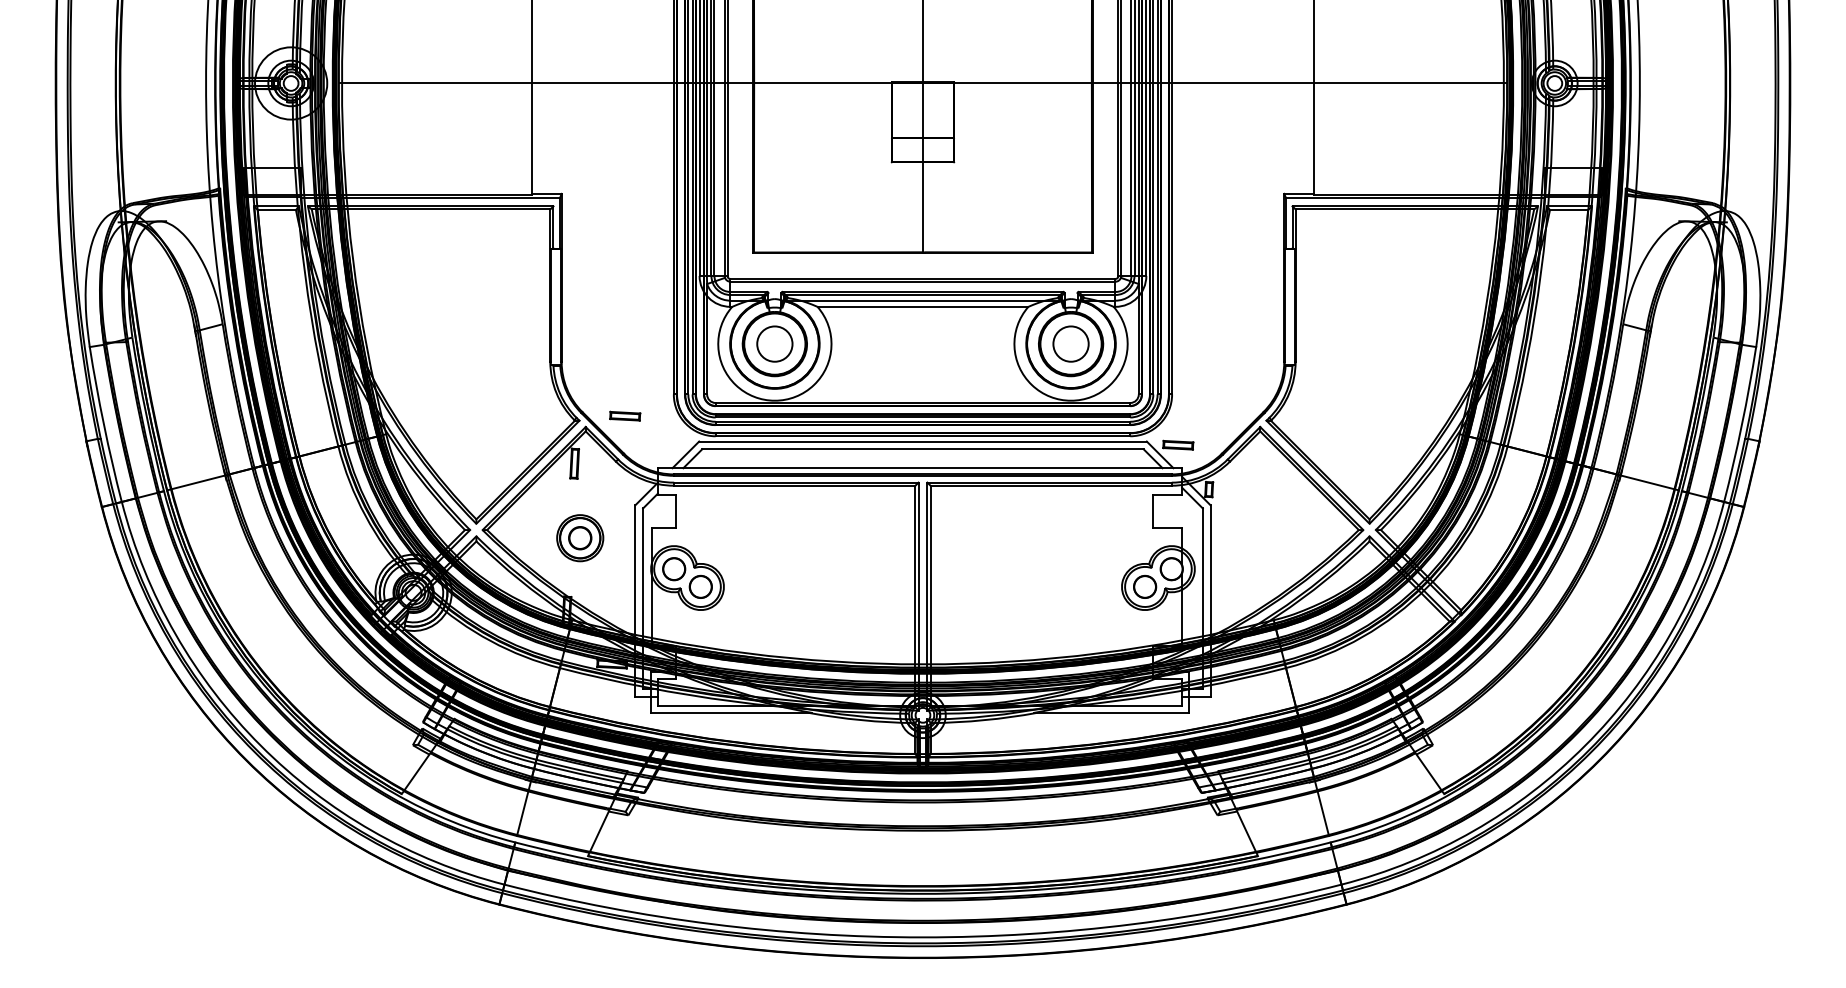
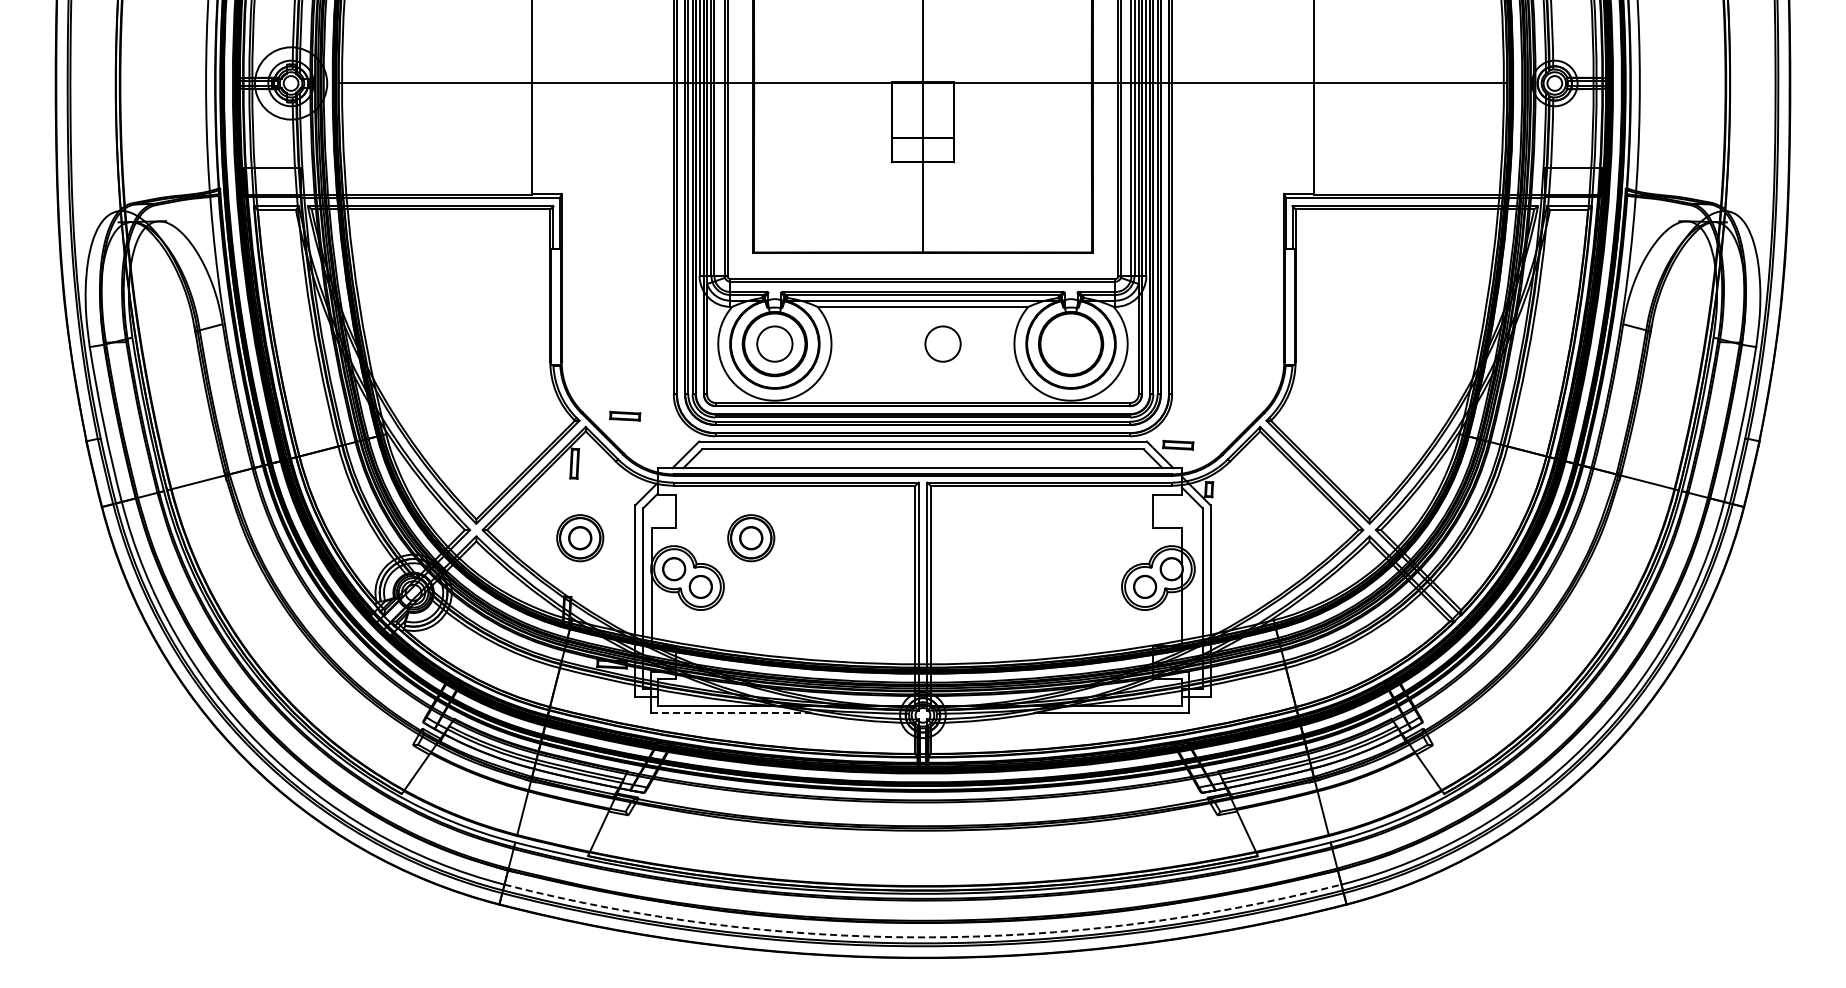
circle position: (1070, 343) -> (942, 343) (942, 343)
part: none -> present (751, 538)
line: solid -> dashed (731, 712)
arc: solid -> dashed (922, 937)
